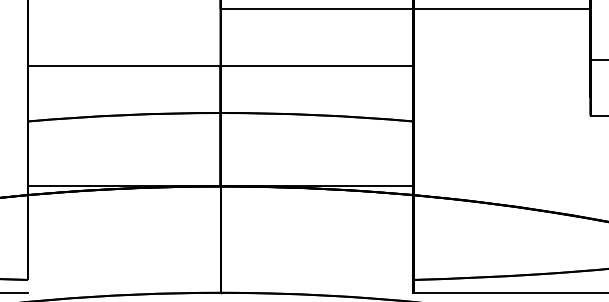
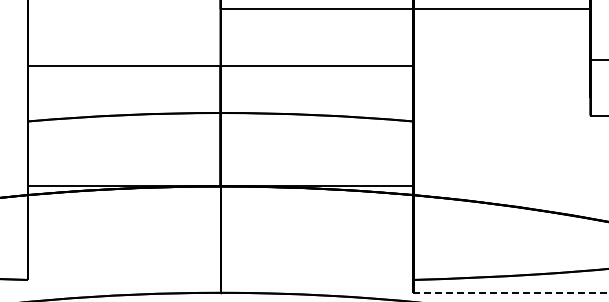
line: present -> none (14, 292)
line: solid -> dashed (511, 292)
